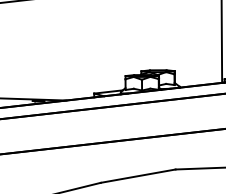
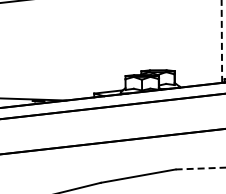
line: solid -> dashed (221, 41)
line: solid -> dashed (200, 168)
